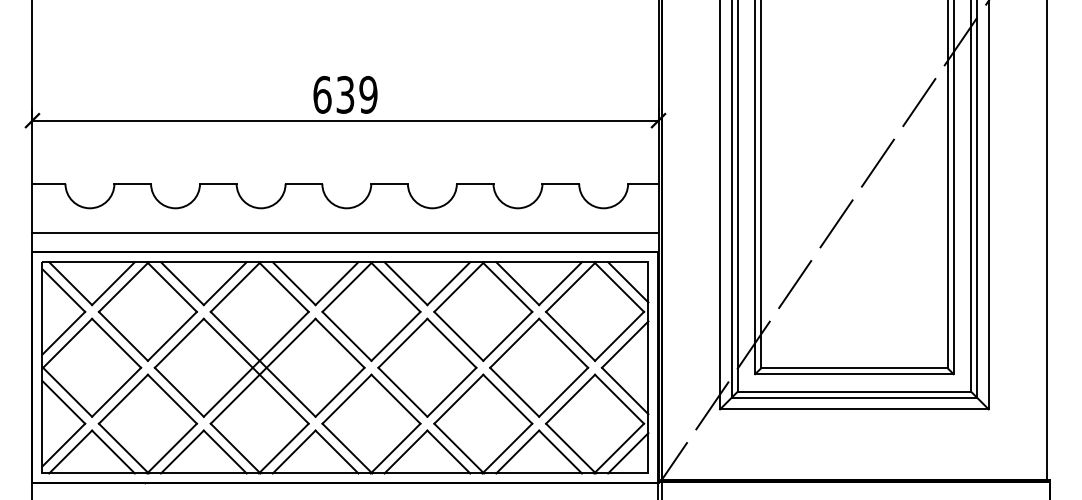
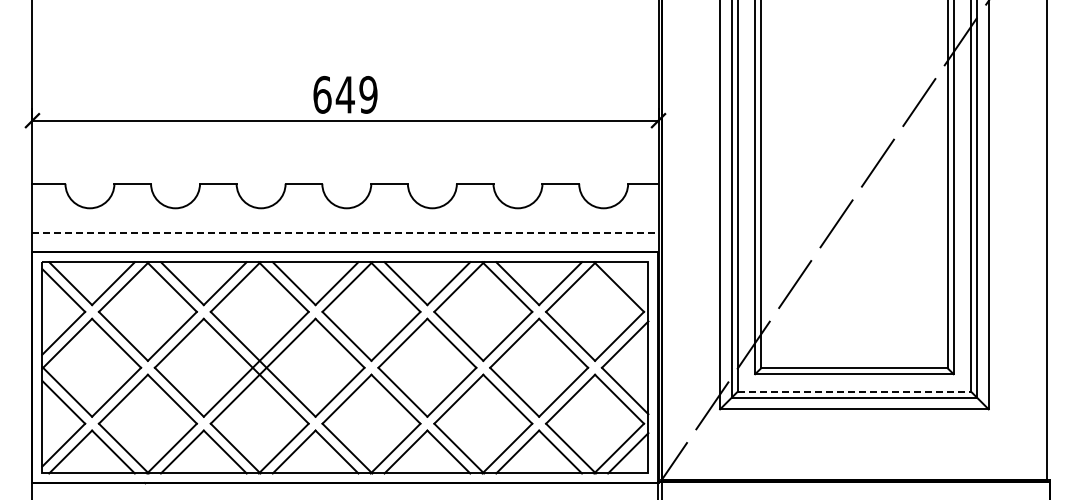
text: 639 -> 649 (344, 94)
line: solid -> dashed (345, 232)
line: present -> none (628, 282)
line: solid -> dashed (854, 391)
